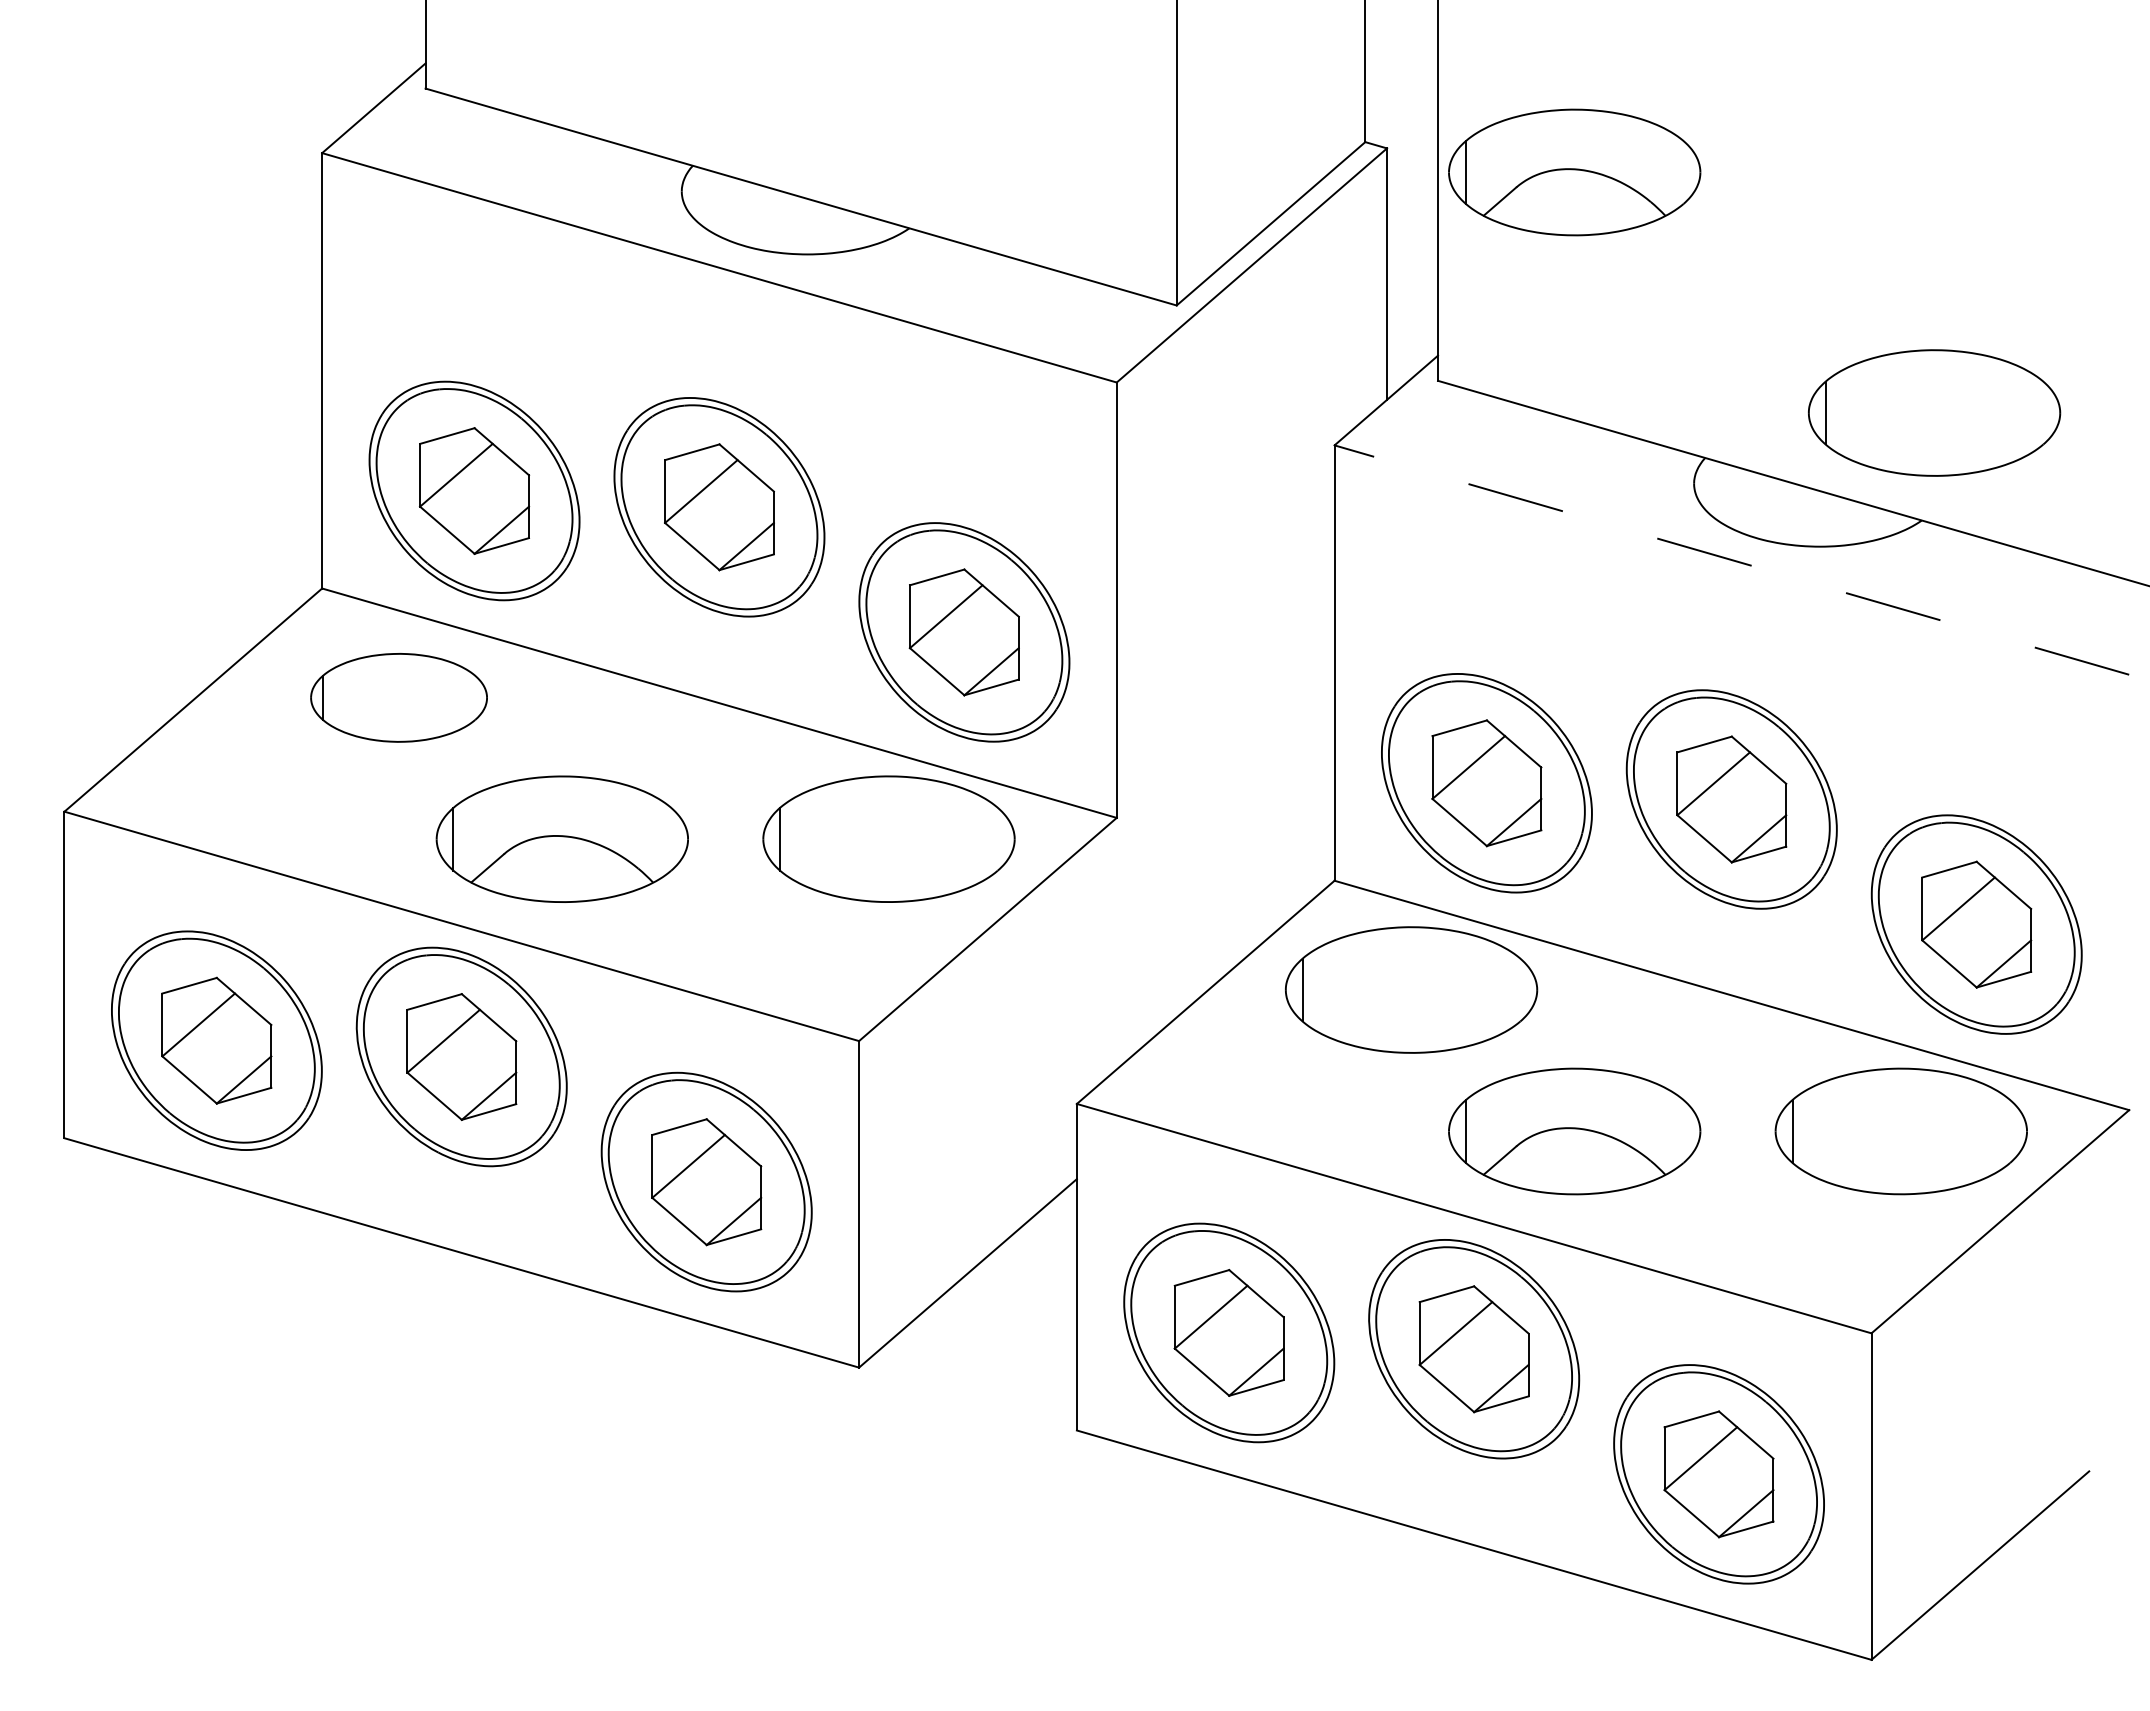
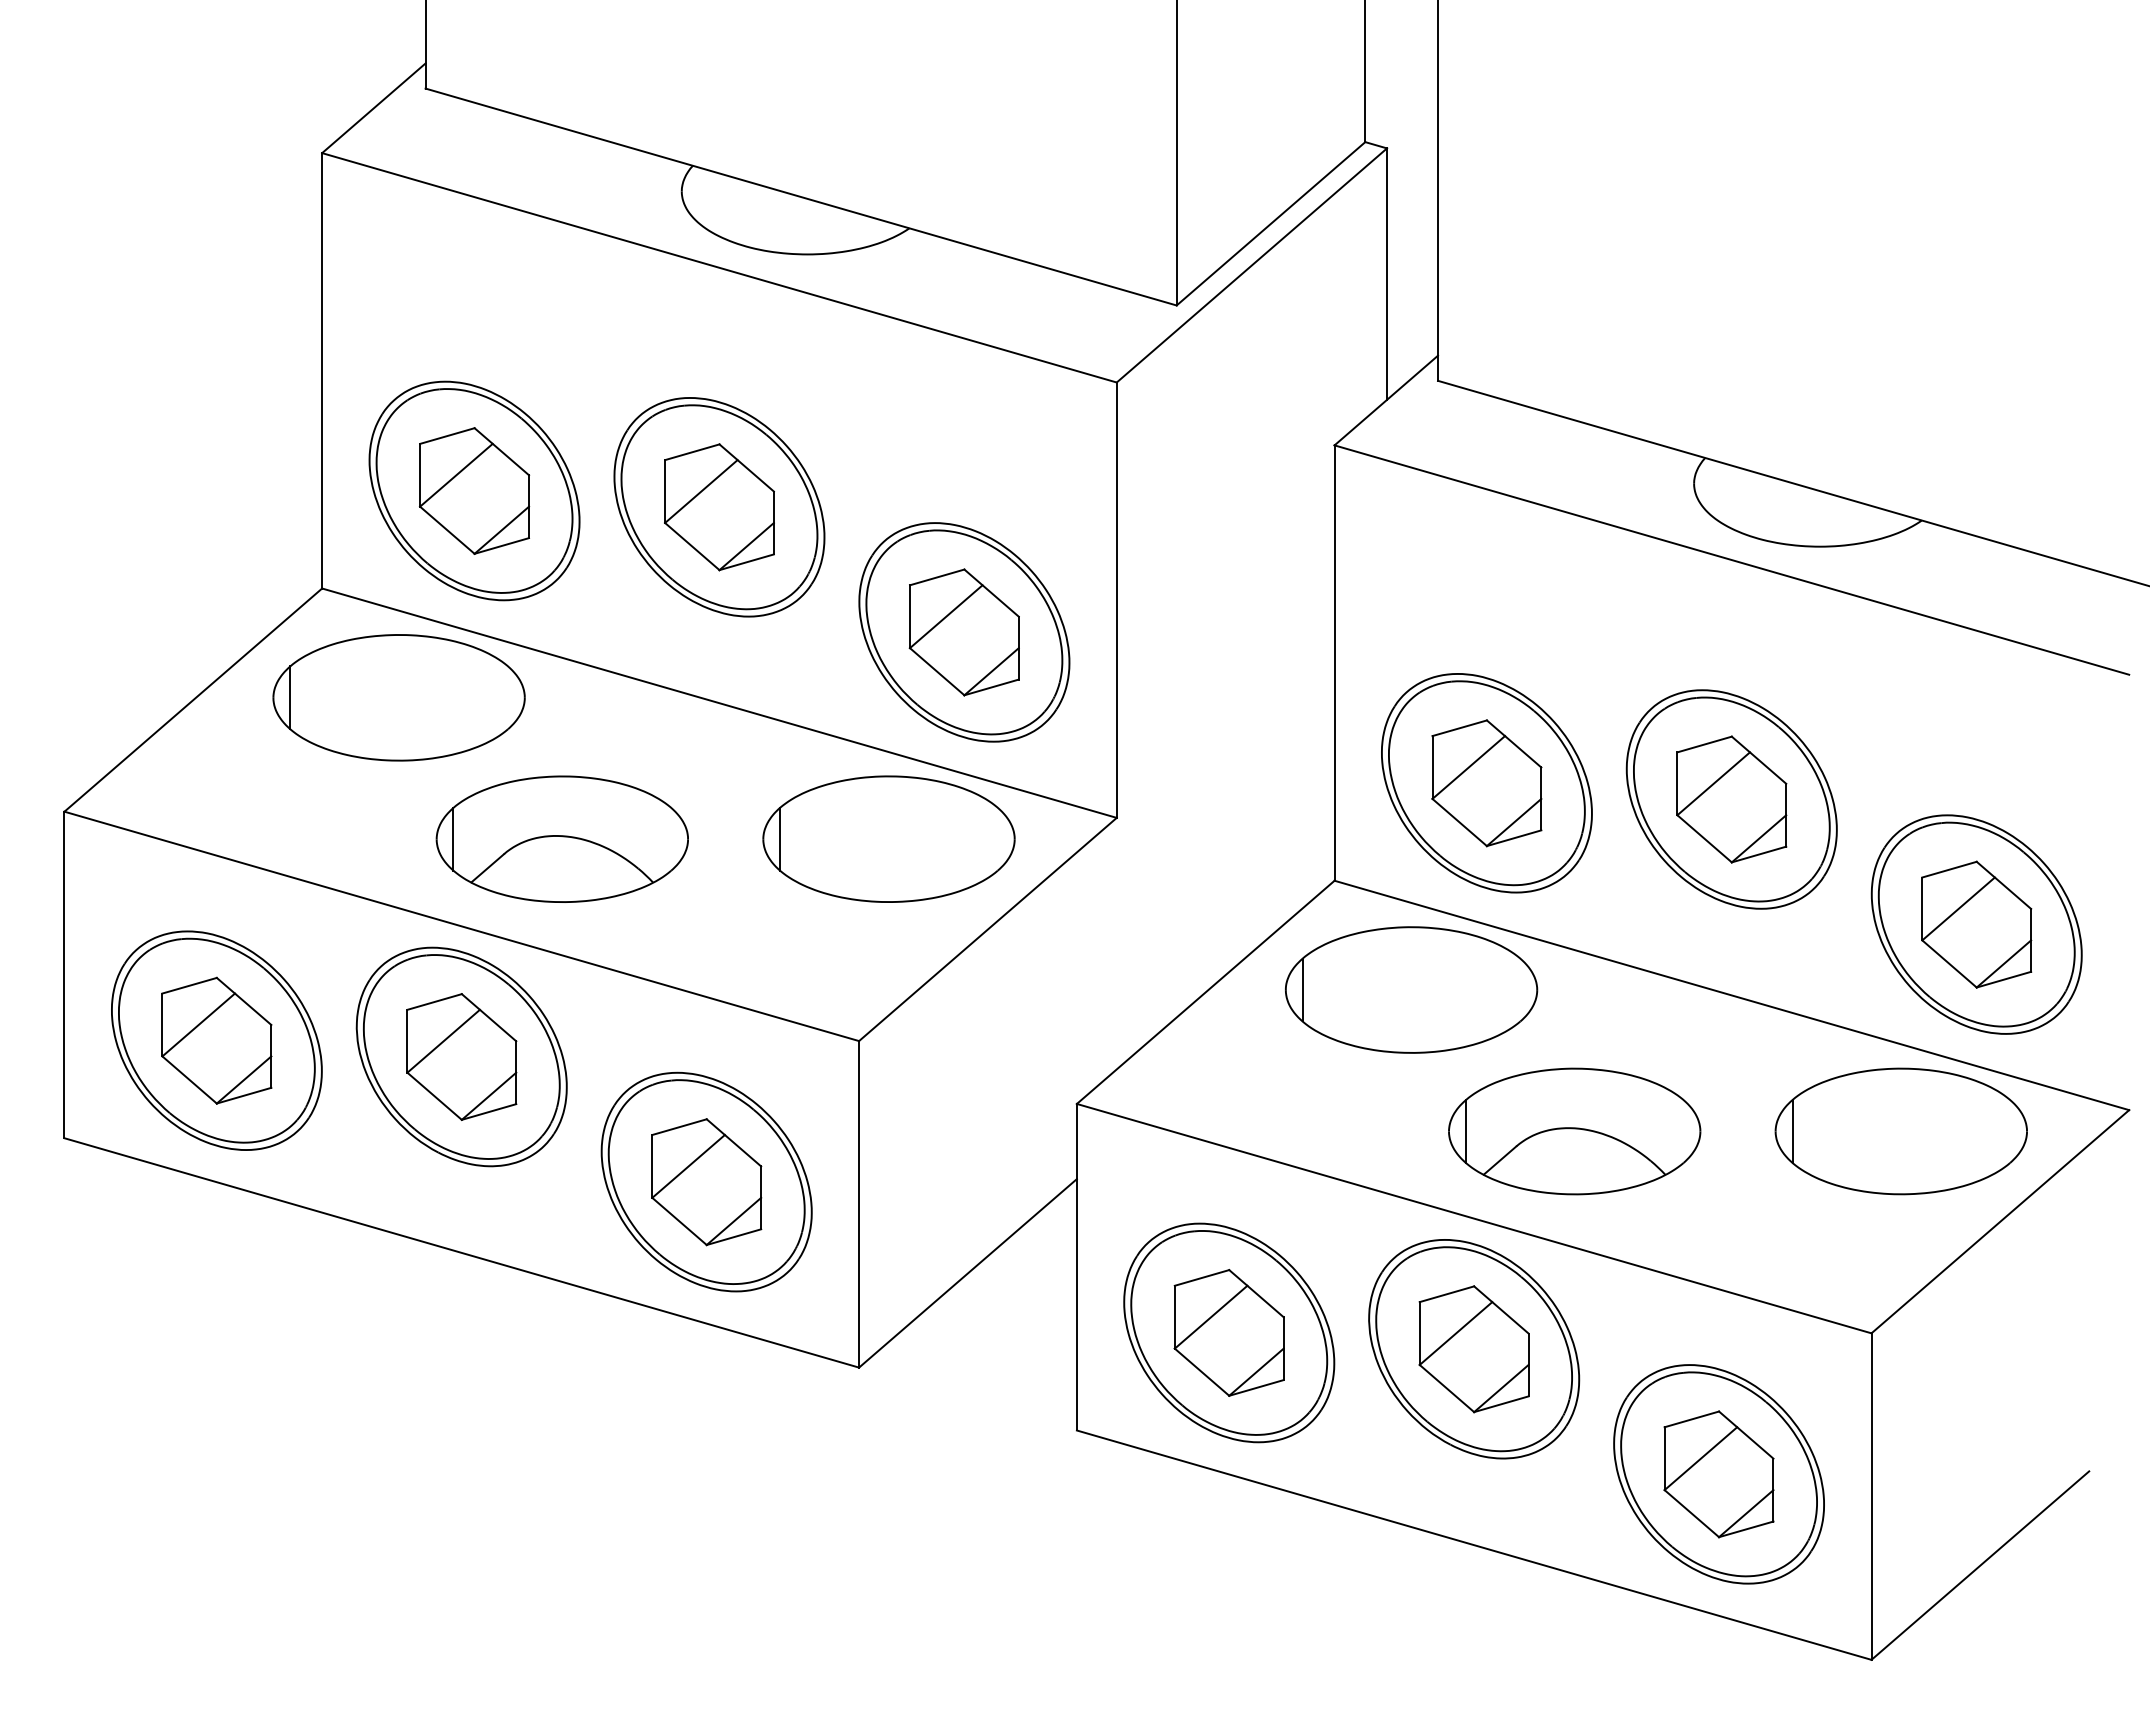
part: present -> none (1574, 172)
part: present -> none (1934, 412)
line: dashed -> solid (1731, 560)
part size: 178x90 px -> 254x128 px (398, 697)
